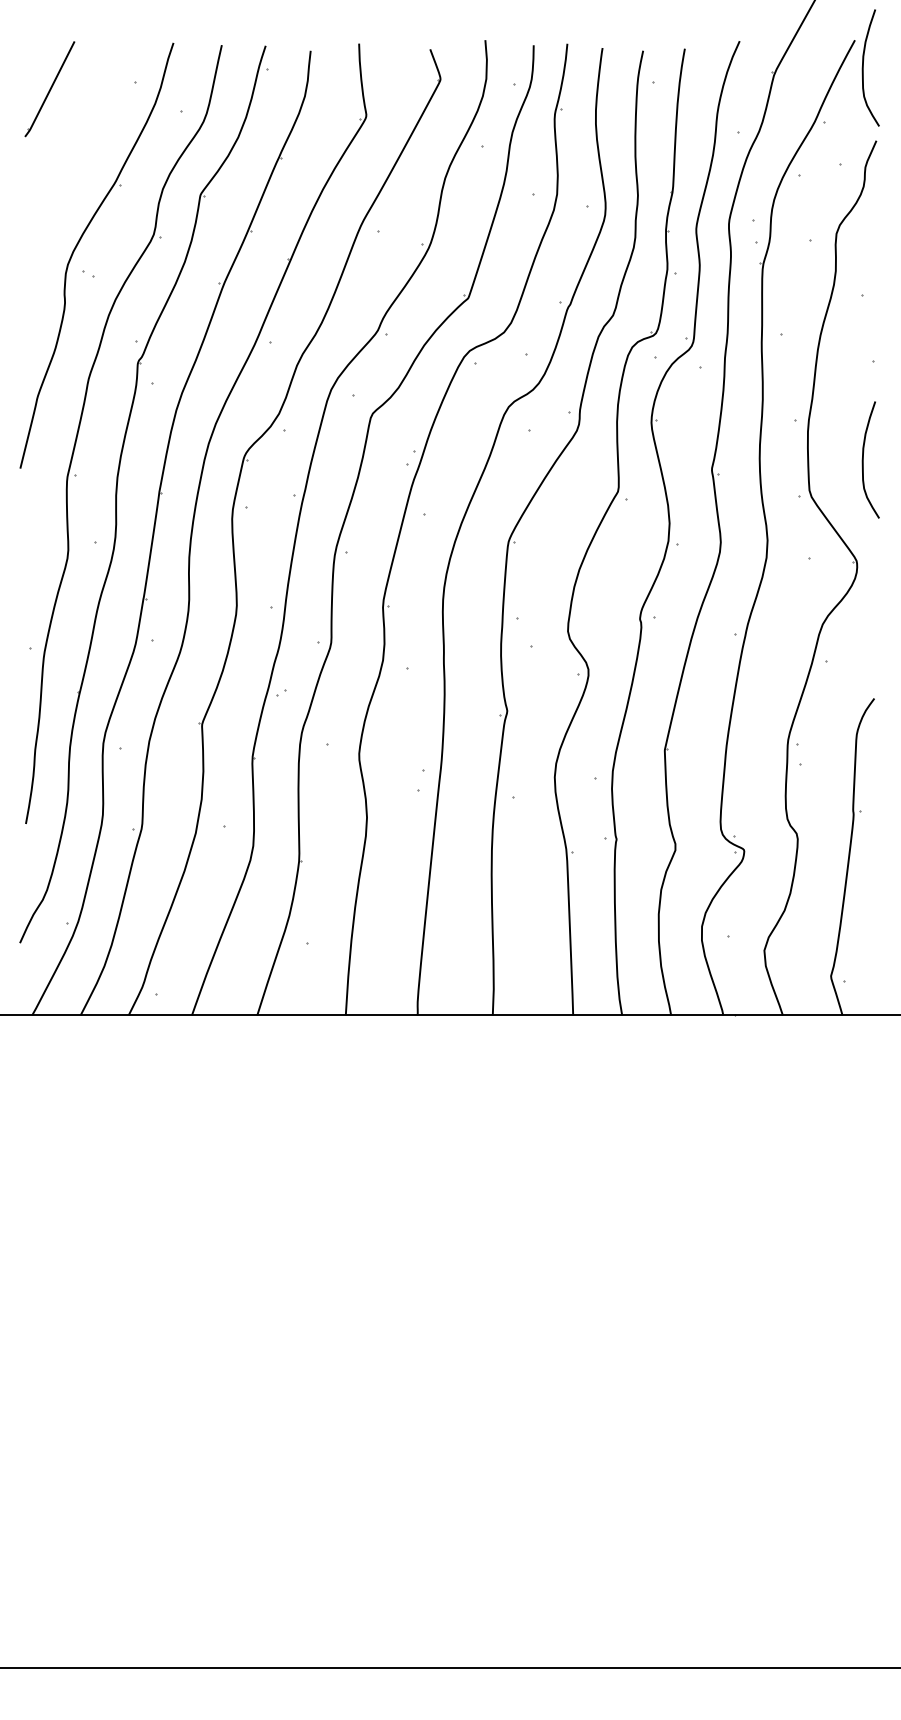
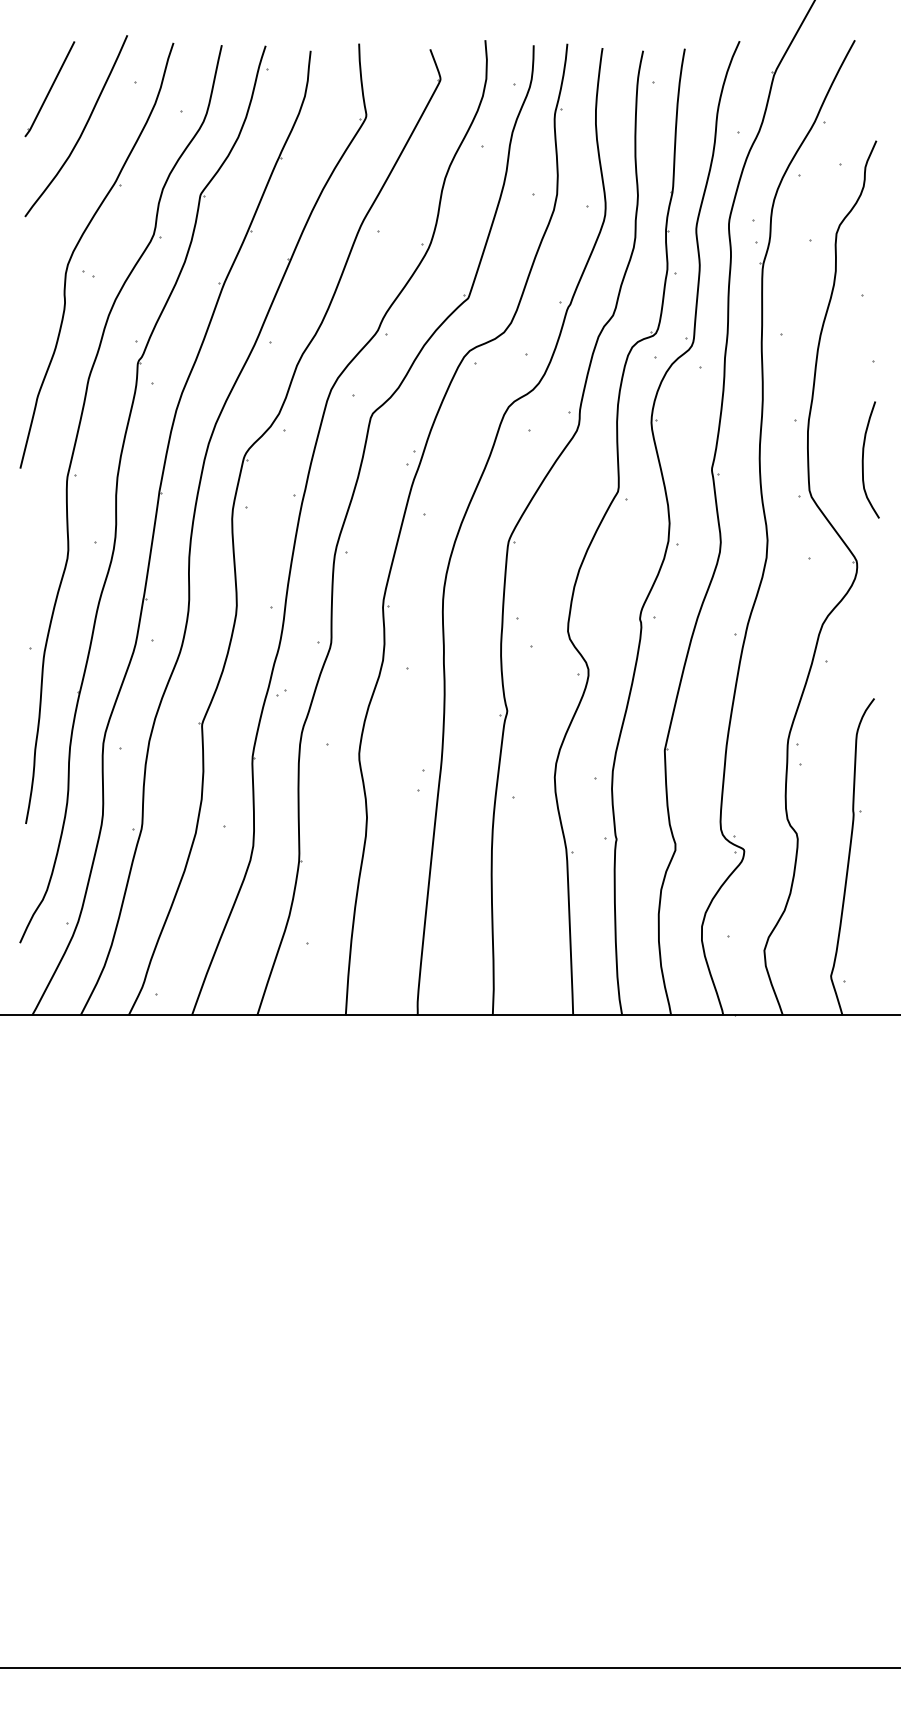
curve: present -> none (863, 67)
curve: none -> present (82, 129)
